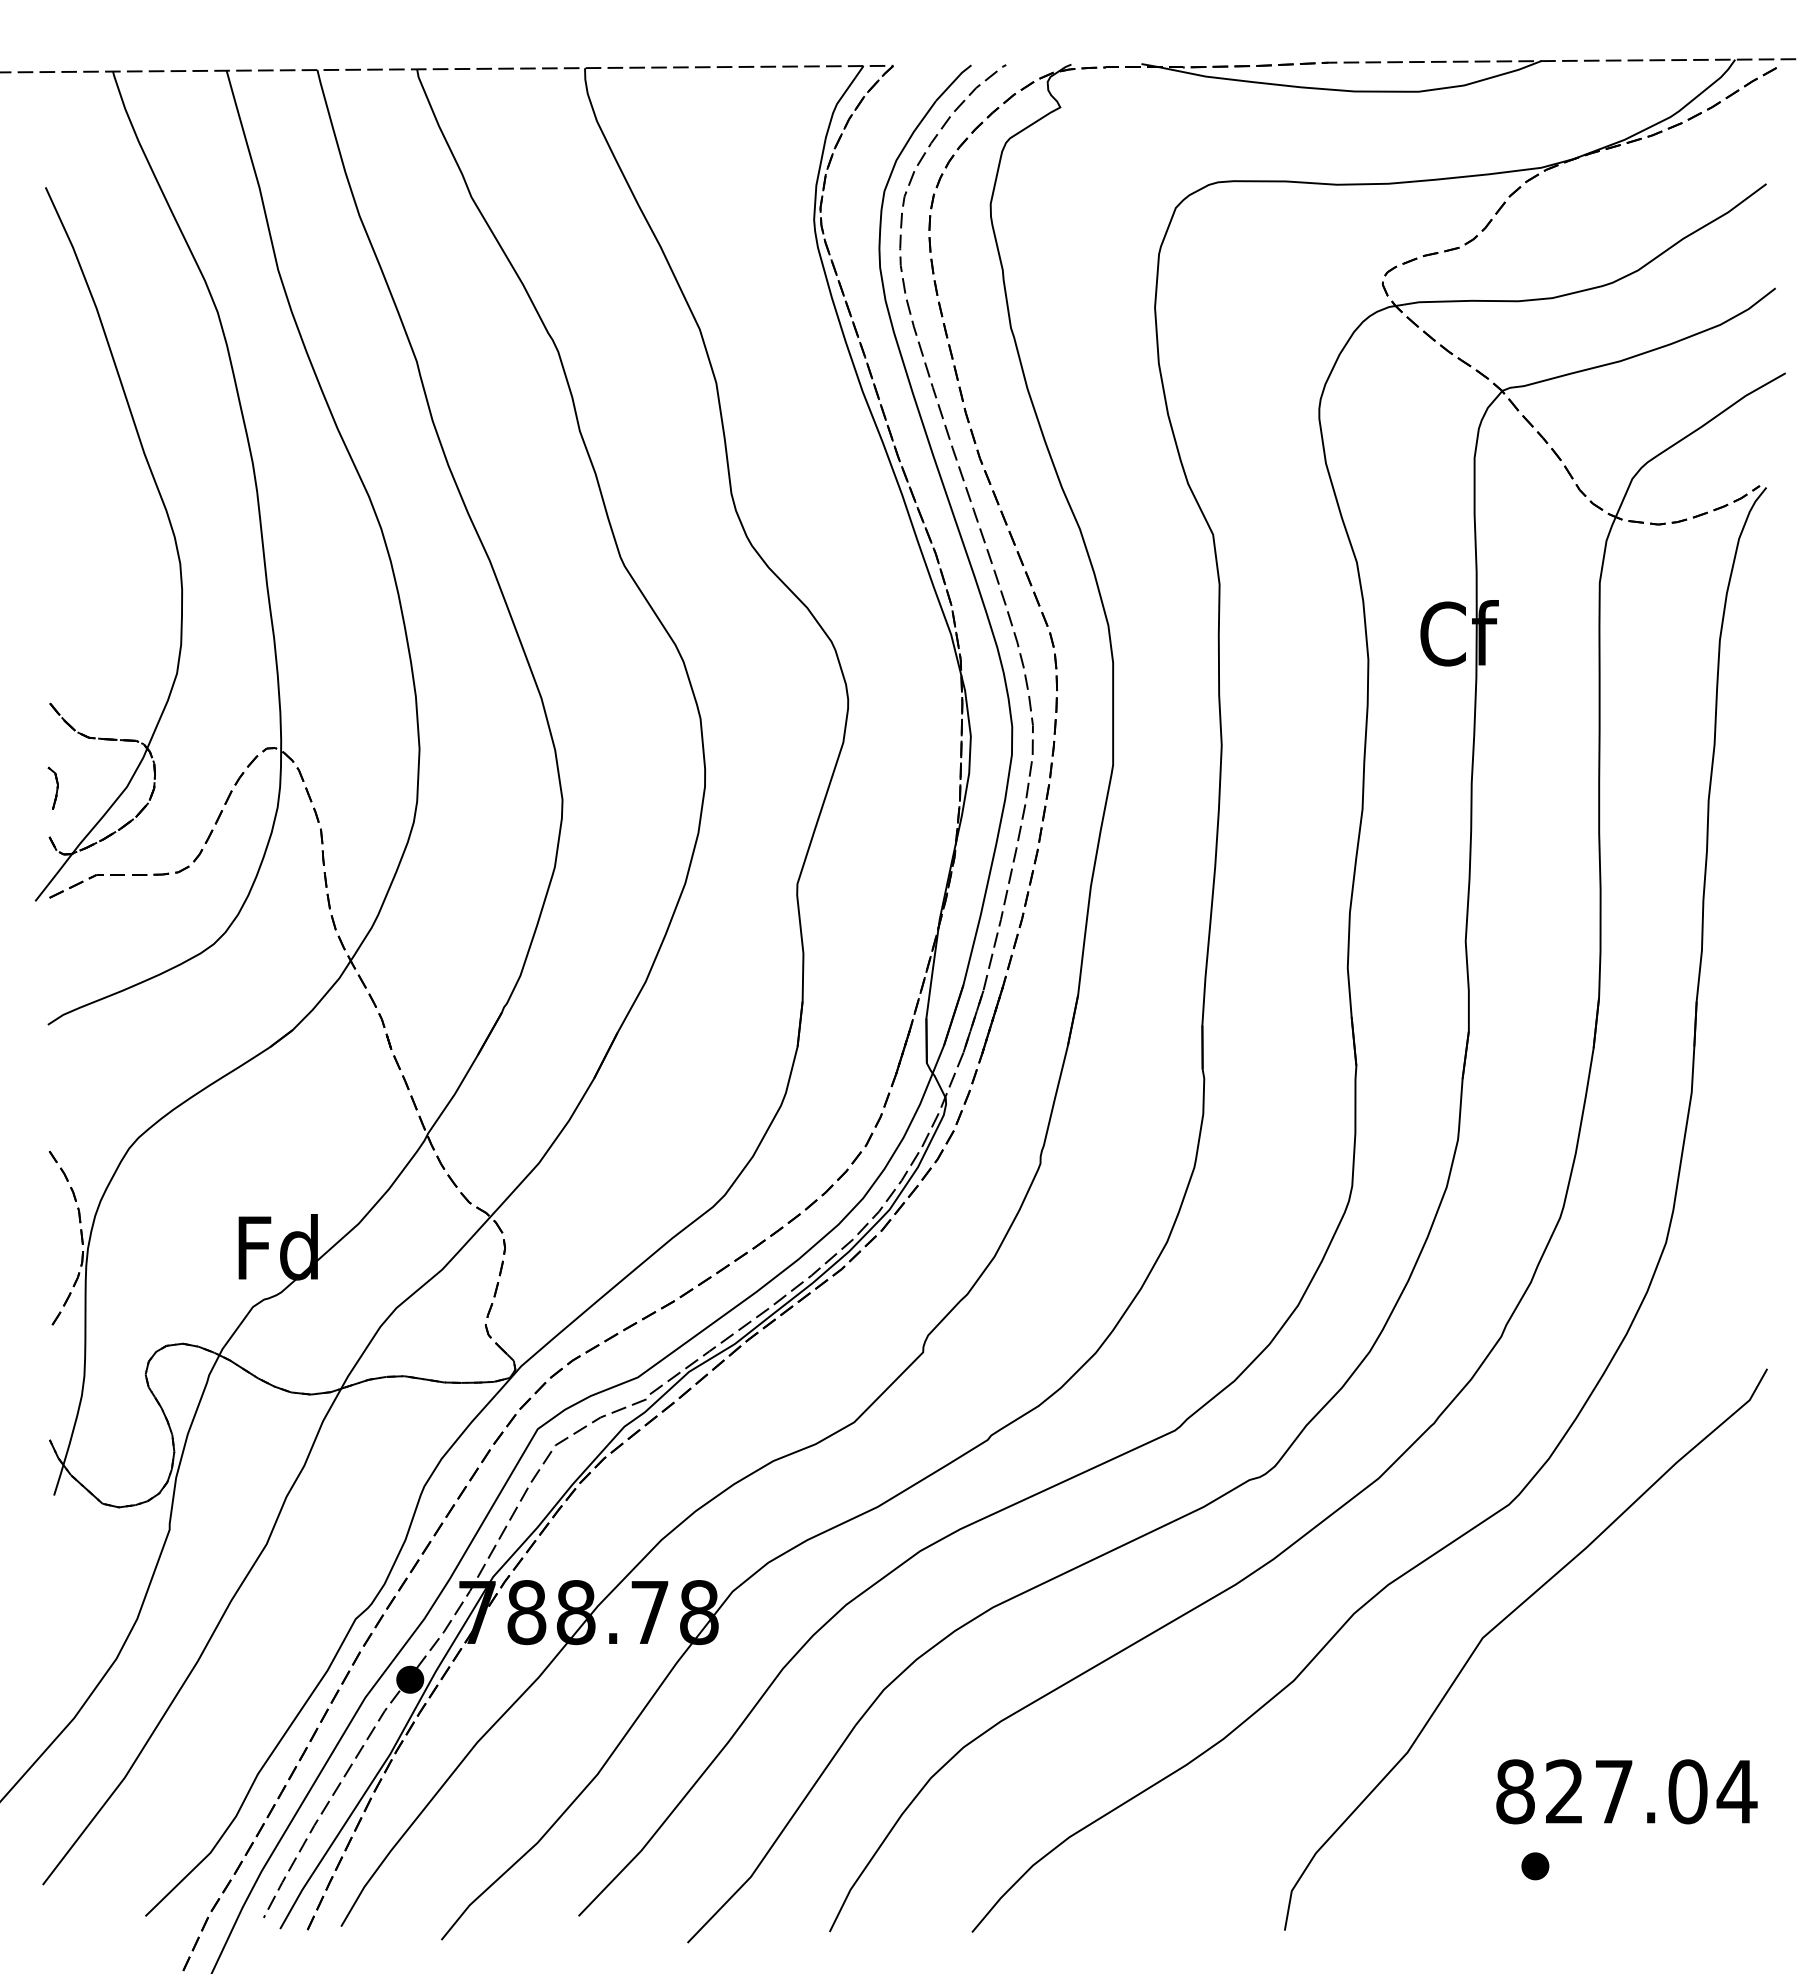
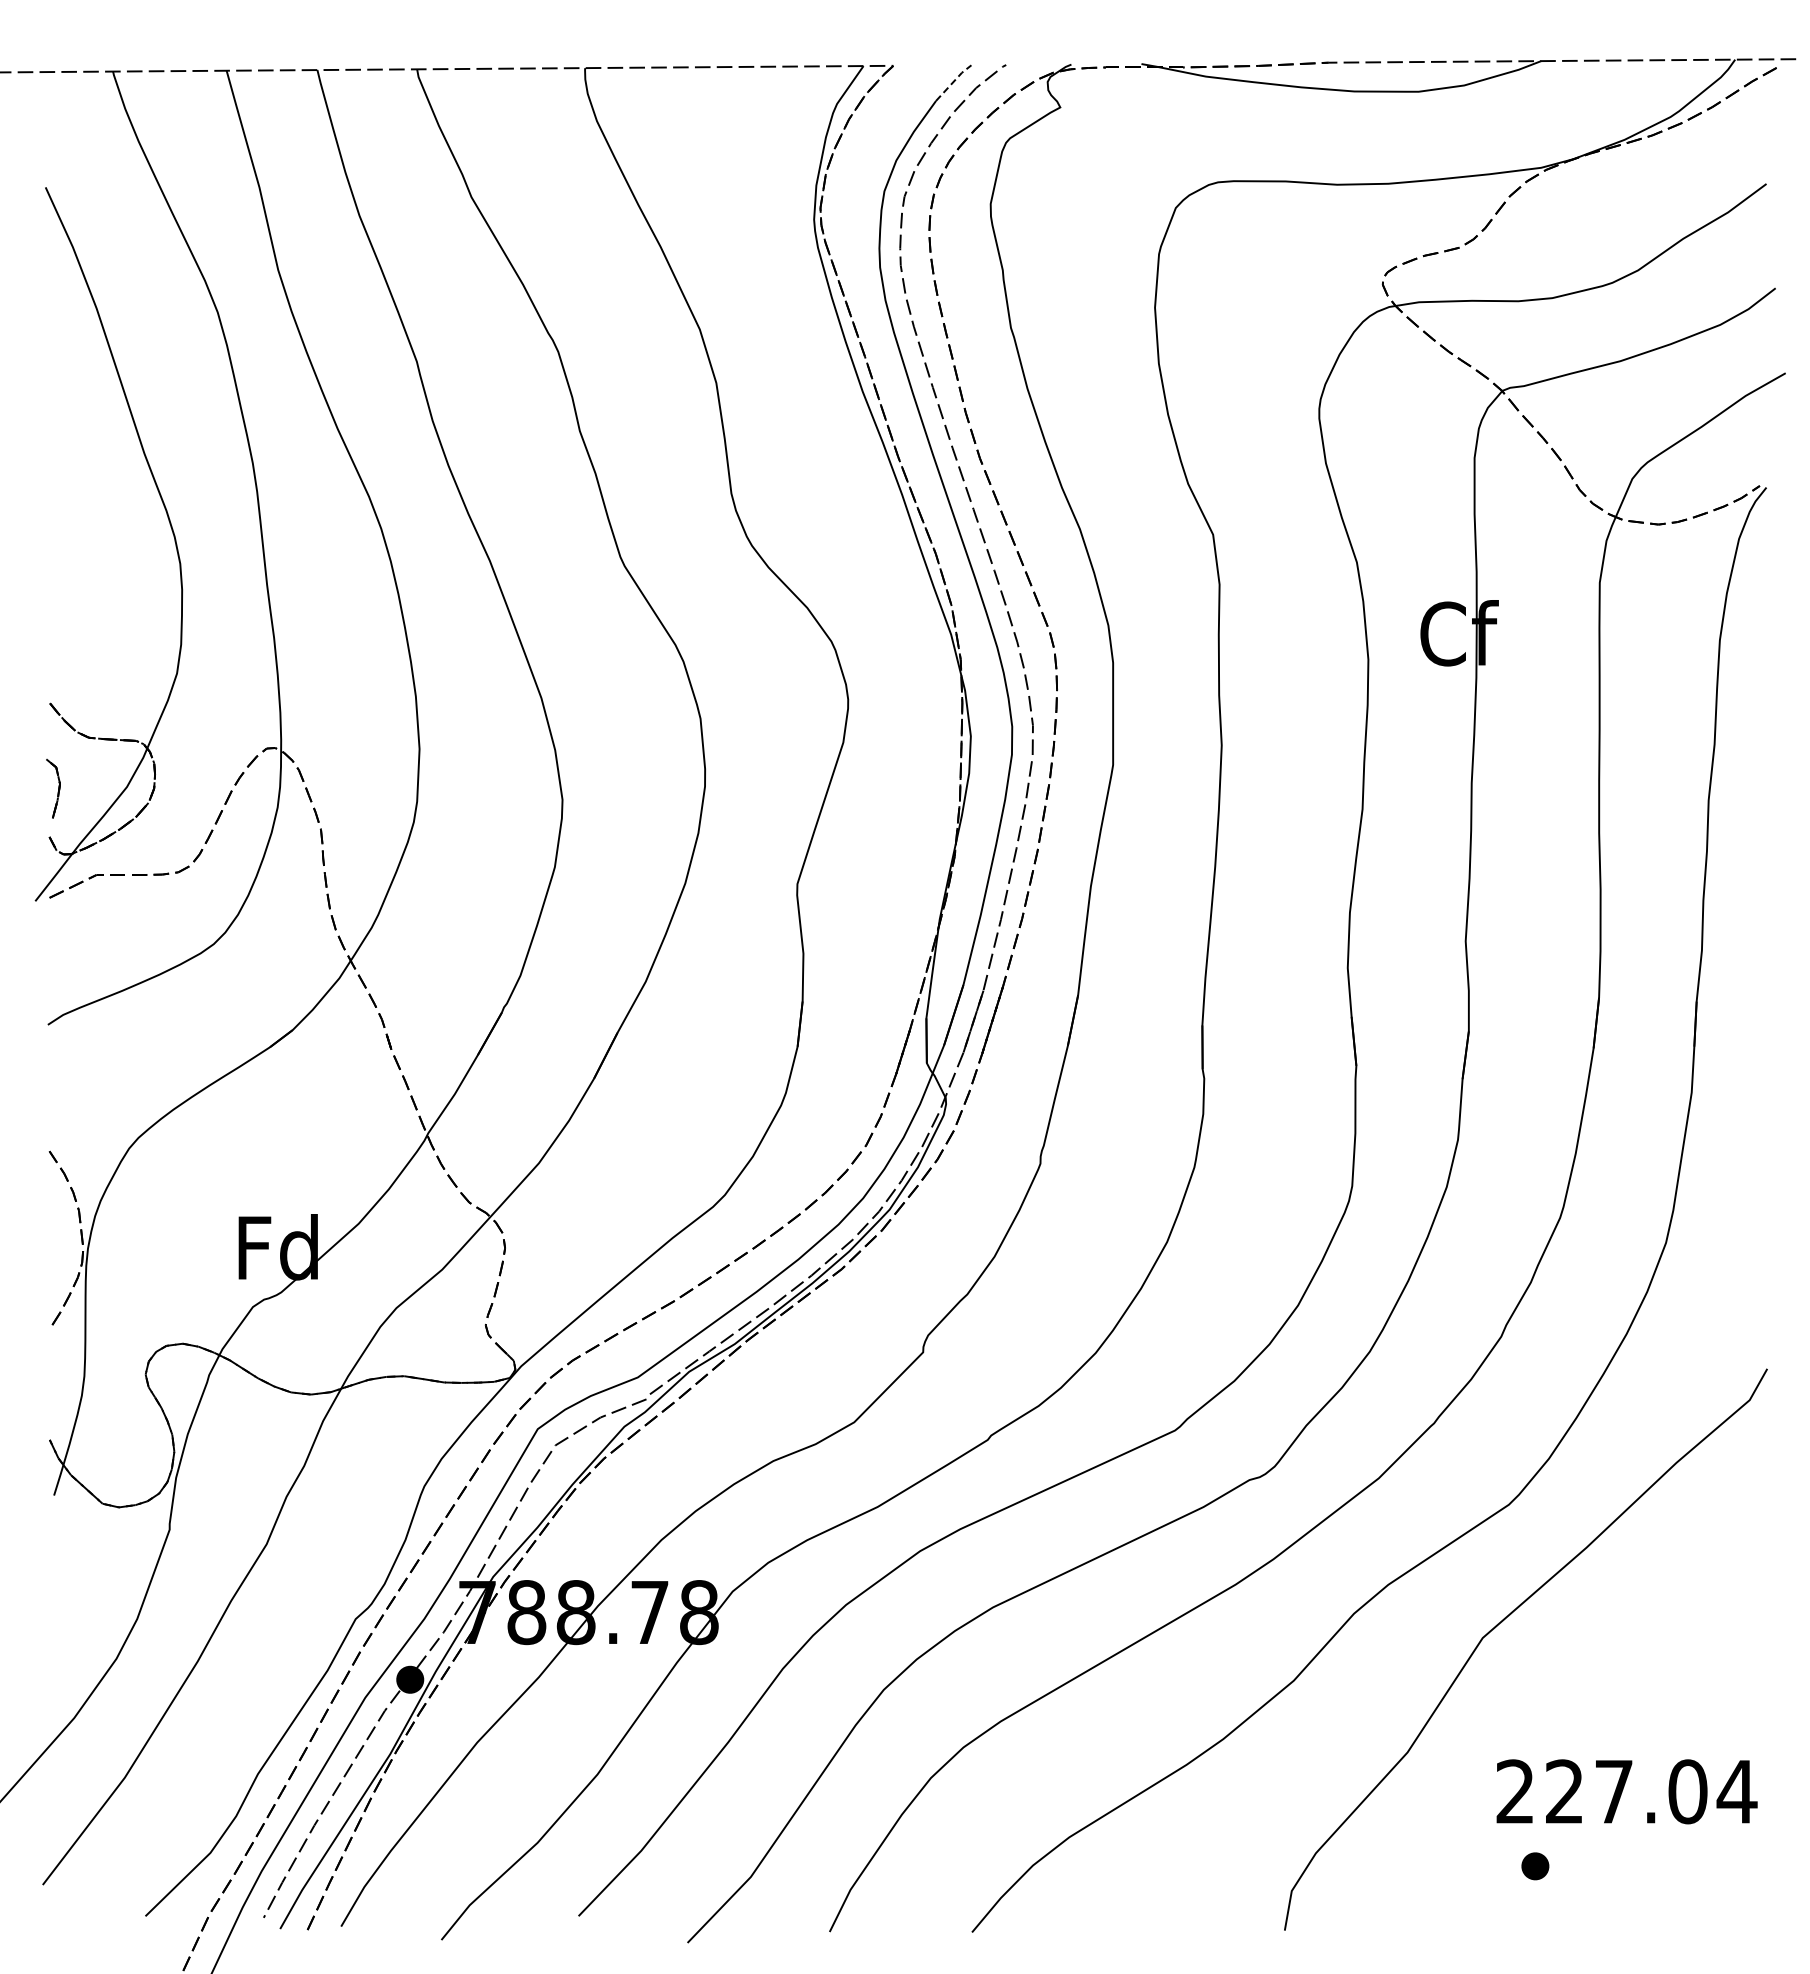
line: solid -> dashed (954, 81)
part size: 12x44 px -> 15x61 px (53, 788)
text: 827.04 -> 227.04 (1515, 1791)
